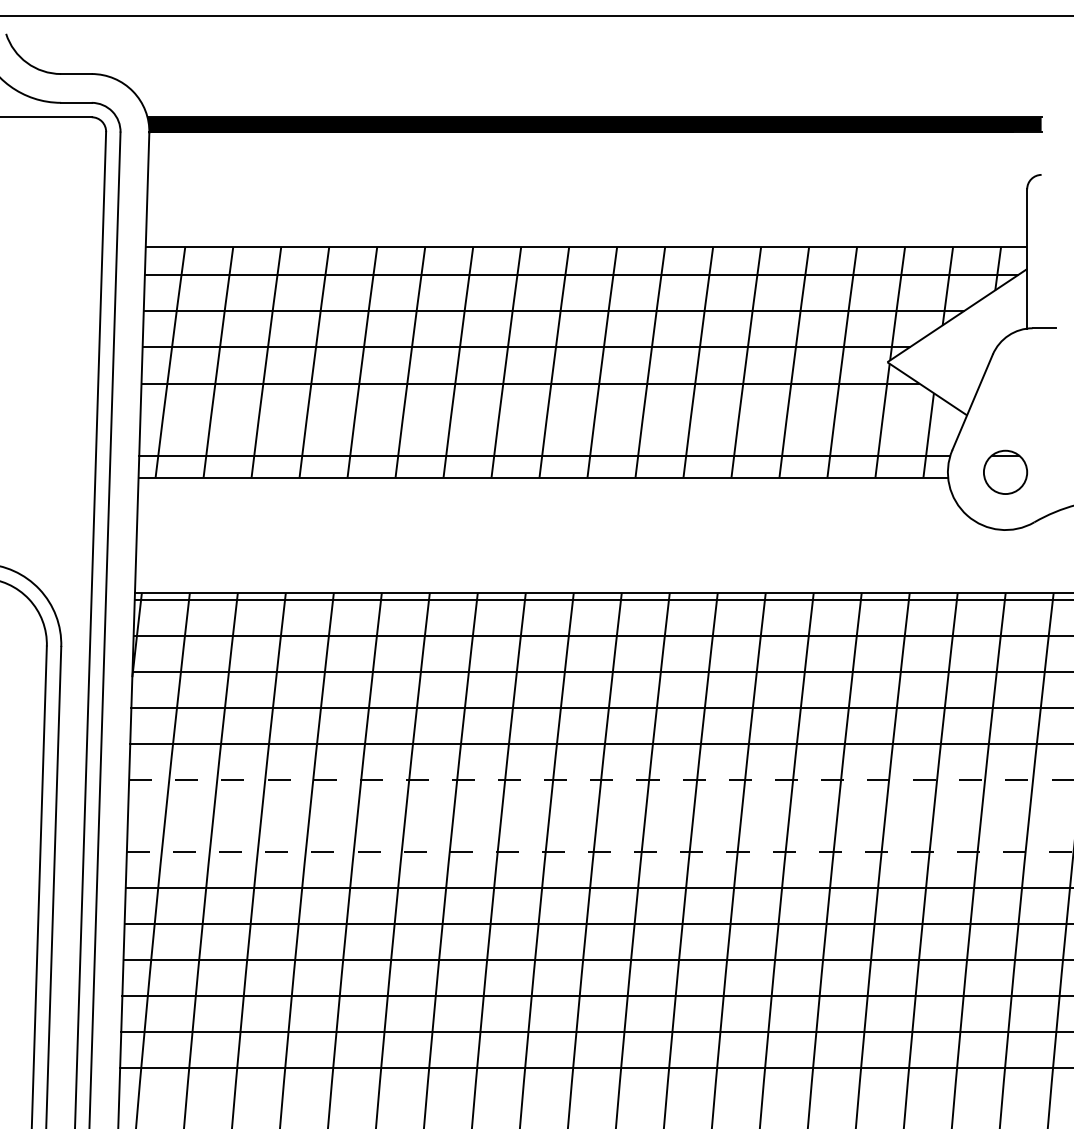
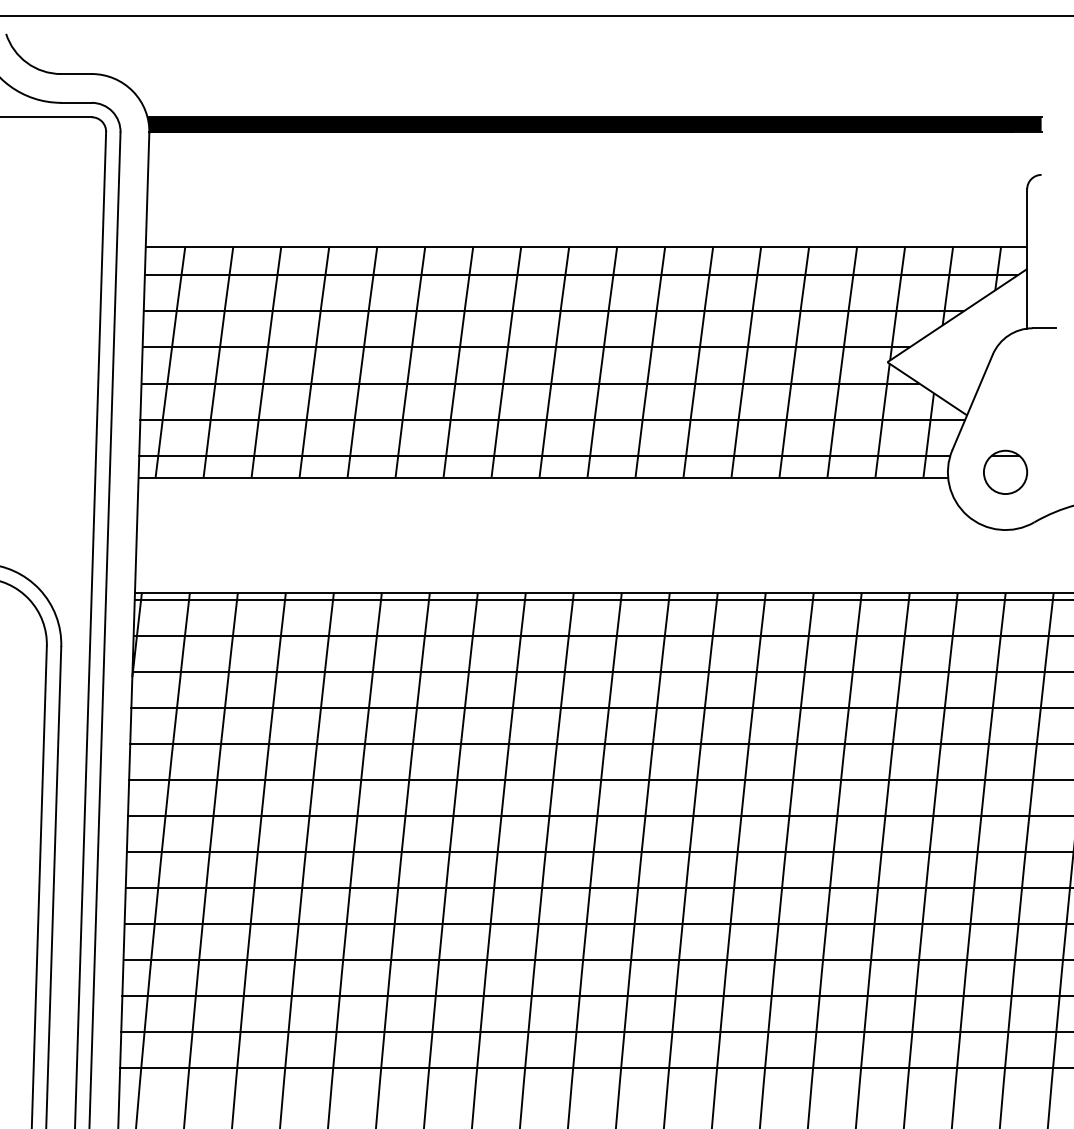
line: none -> present (552, 419)
line: dashed -> solid (602, 779)
line: none -> present (599, 815)
line: dashed -> solid (600, 851)
